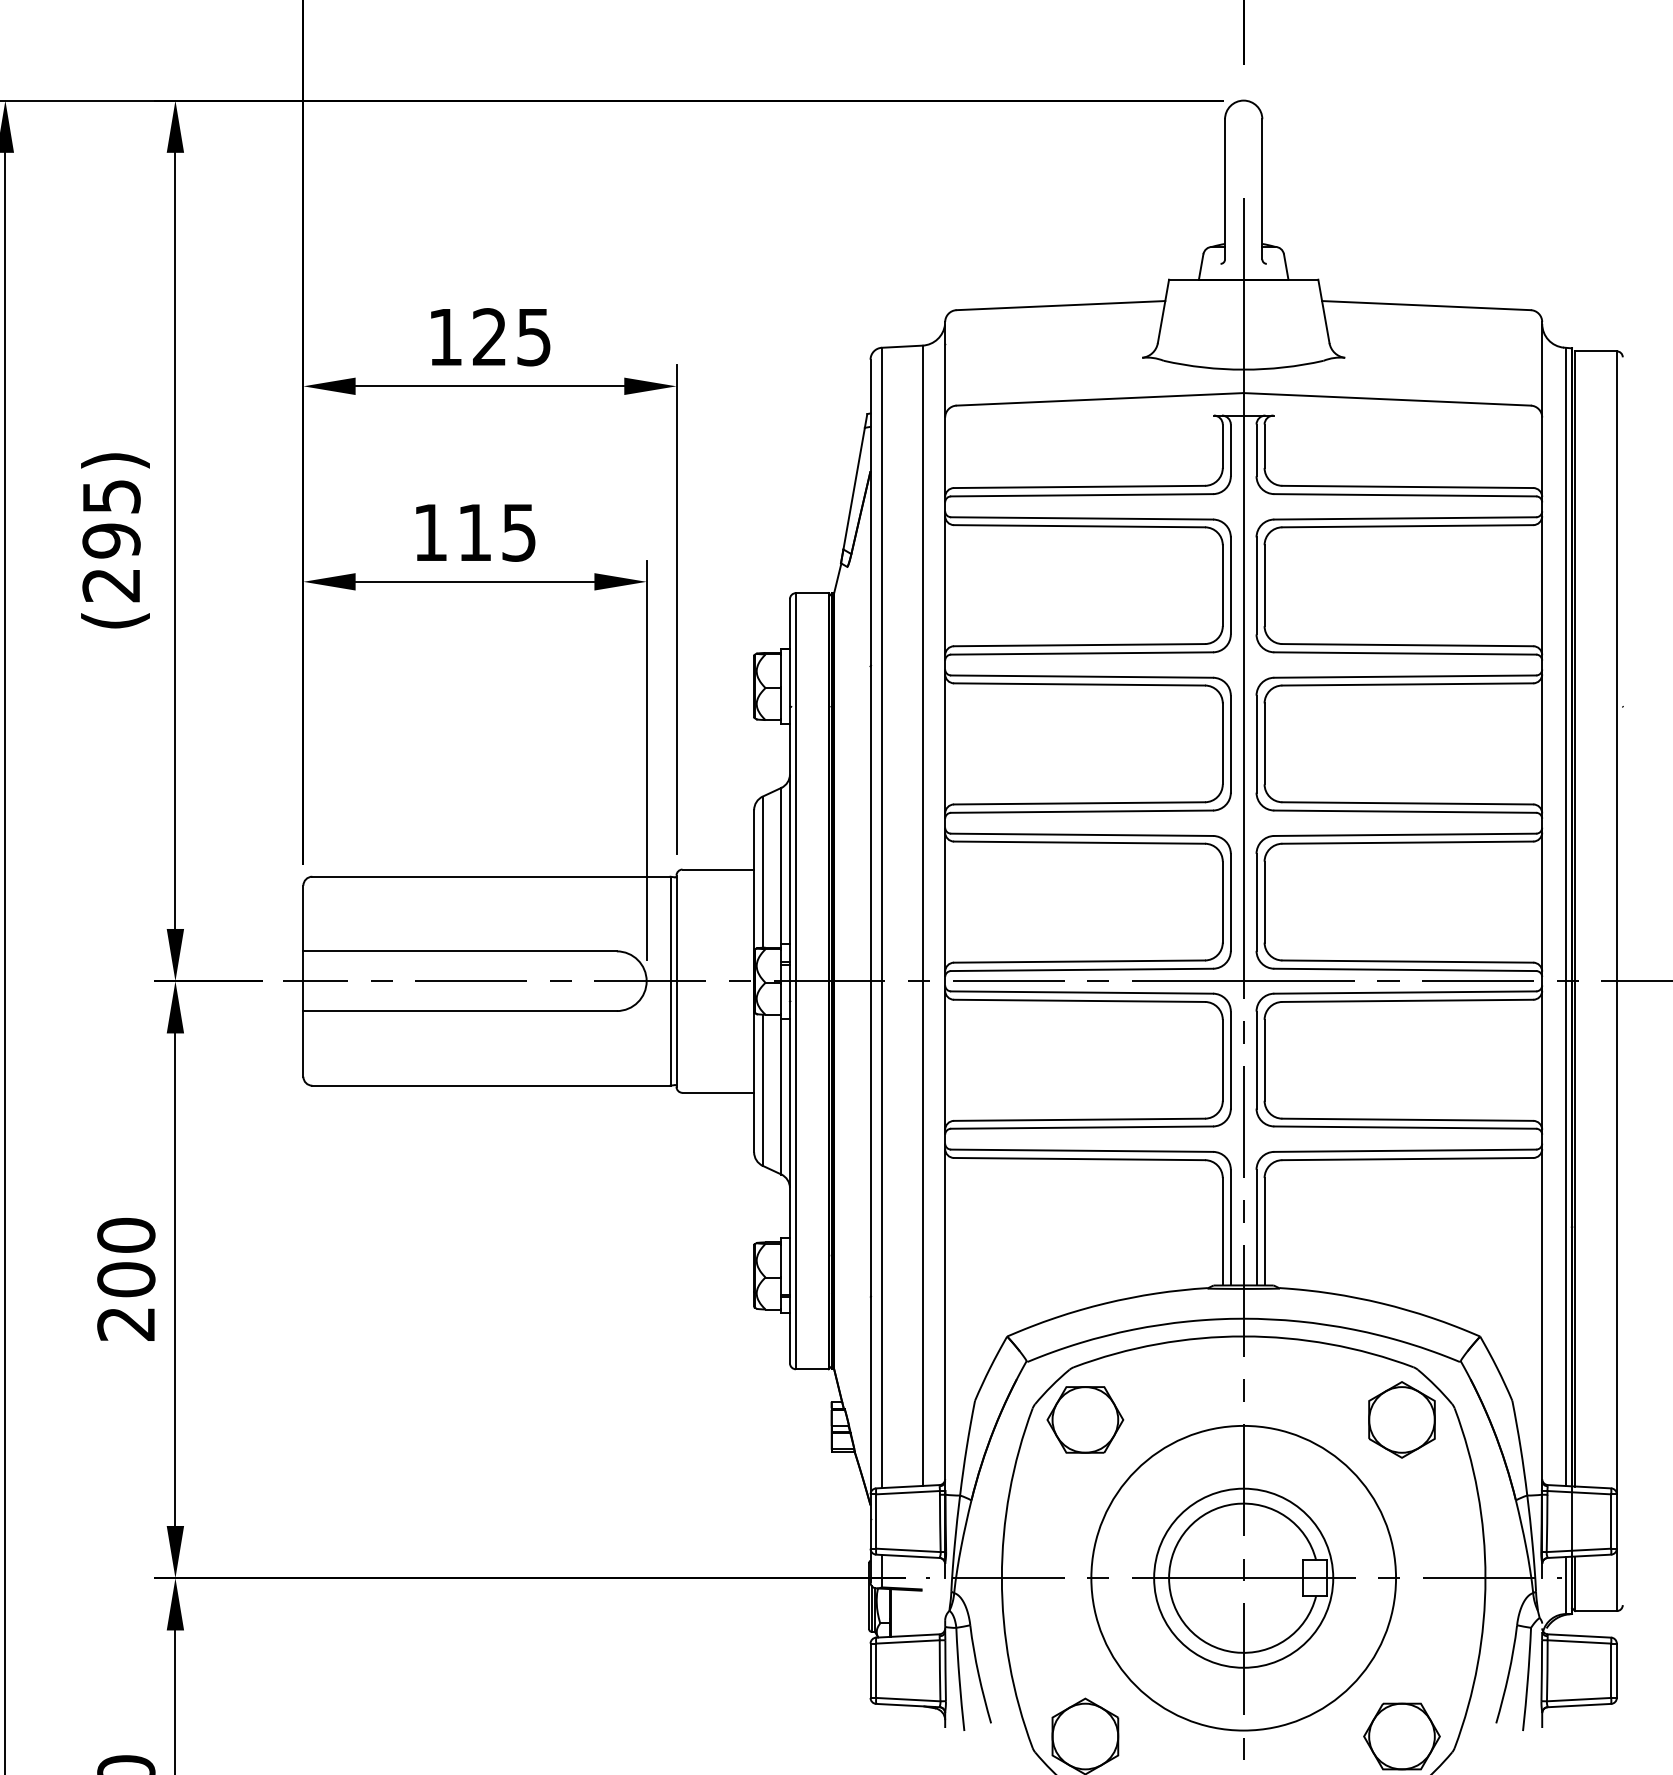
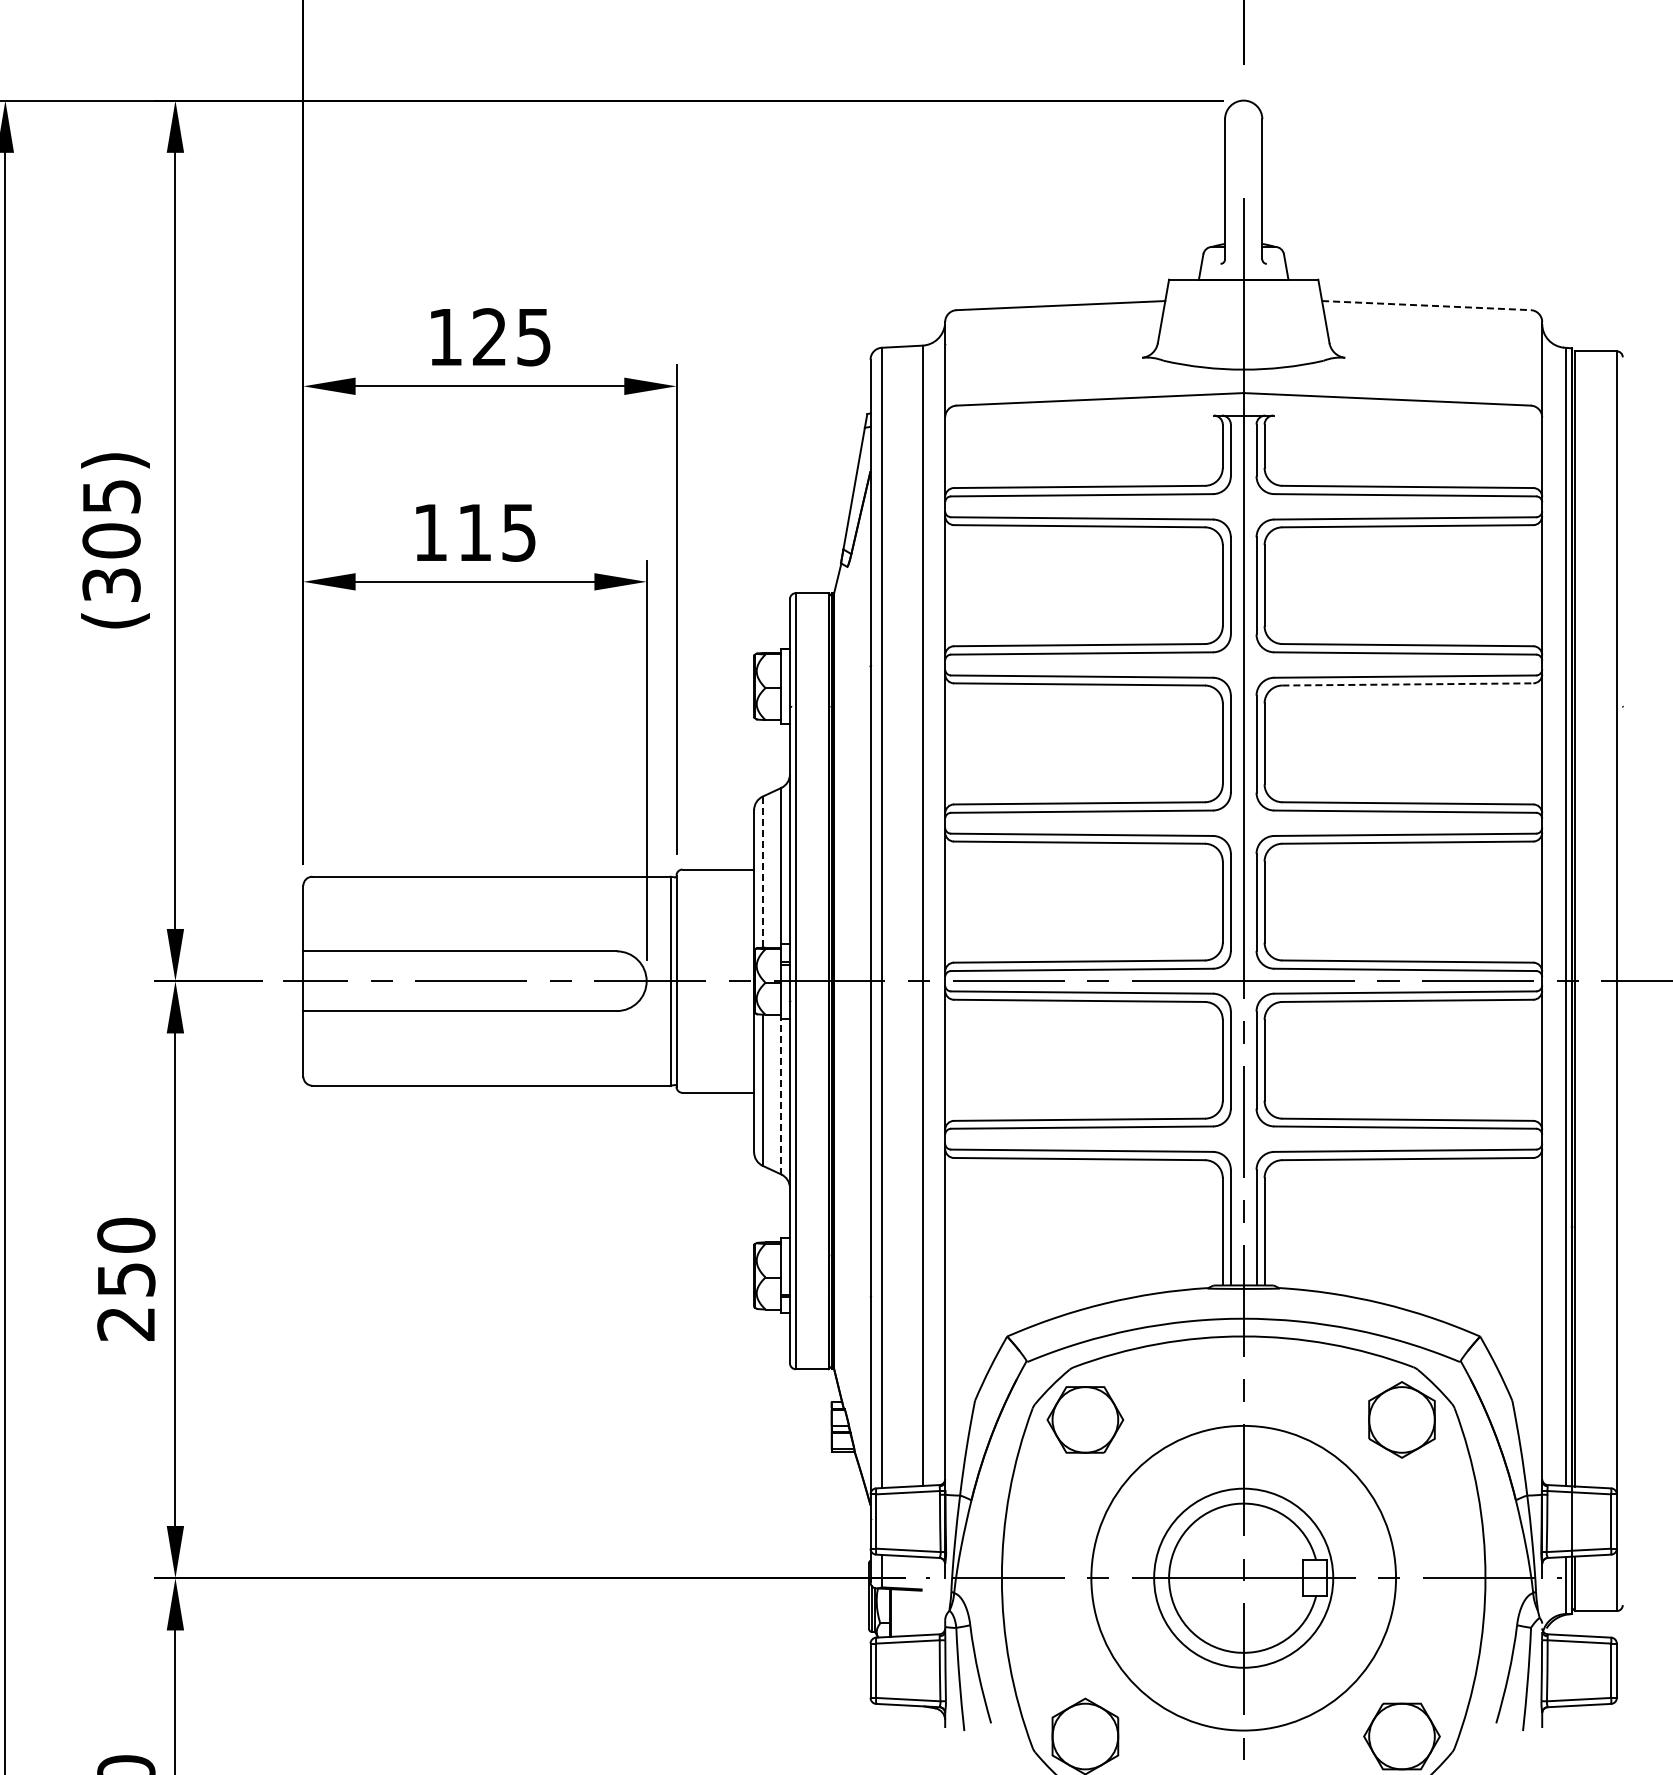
line: solid -> dashed (1426, 305)
text: (295) -> (305) (111, 562)
line: solid -> dashed (1408, 684)
line: solid -> dashed (762, 872)
line: solid -> dashed (781, 1096)
text: 200 -> 250 (126, 1279)
